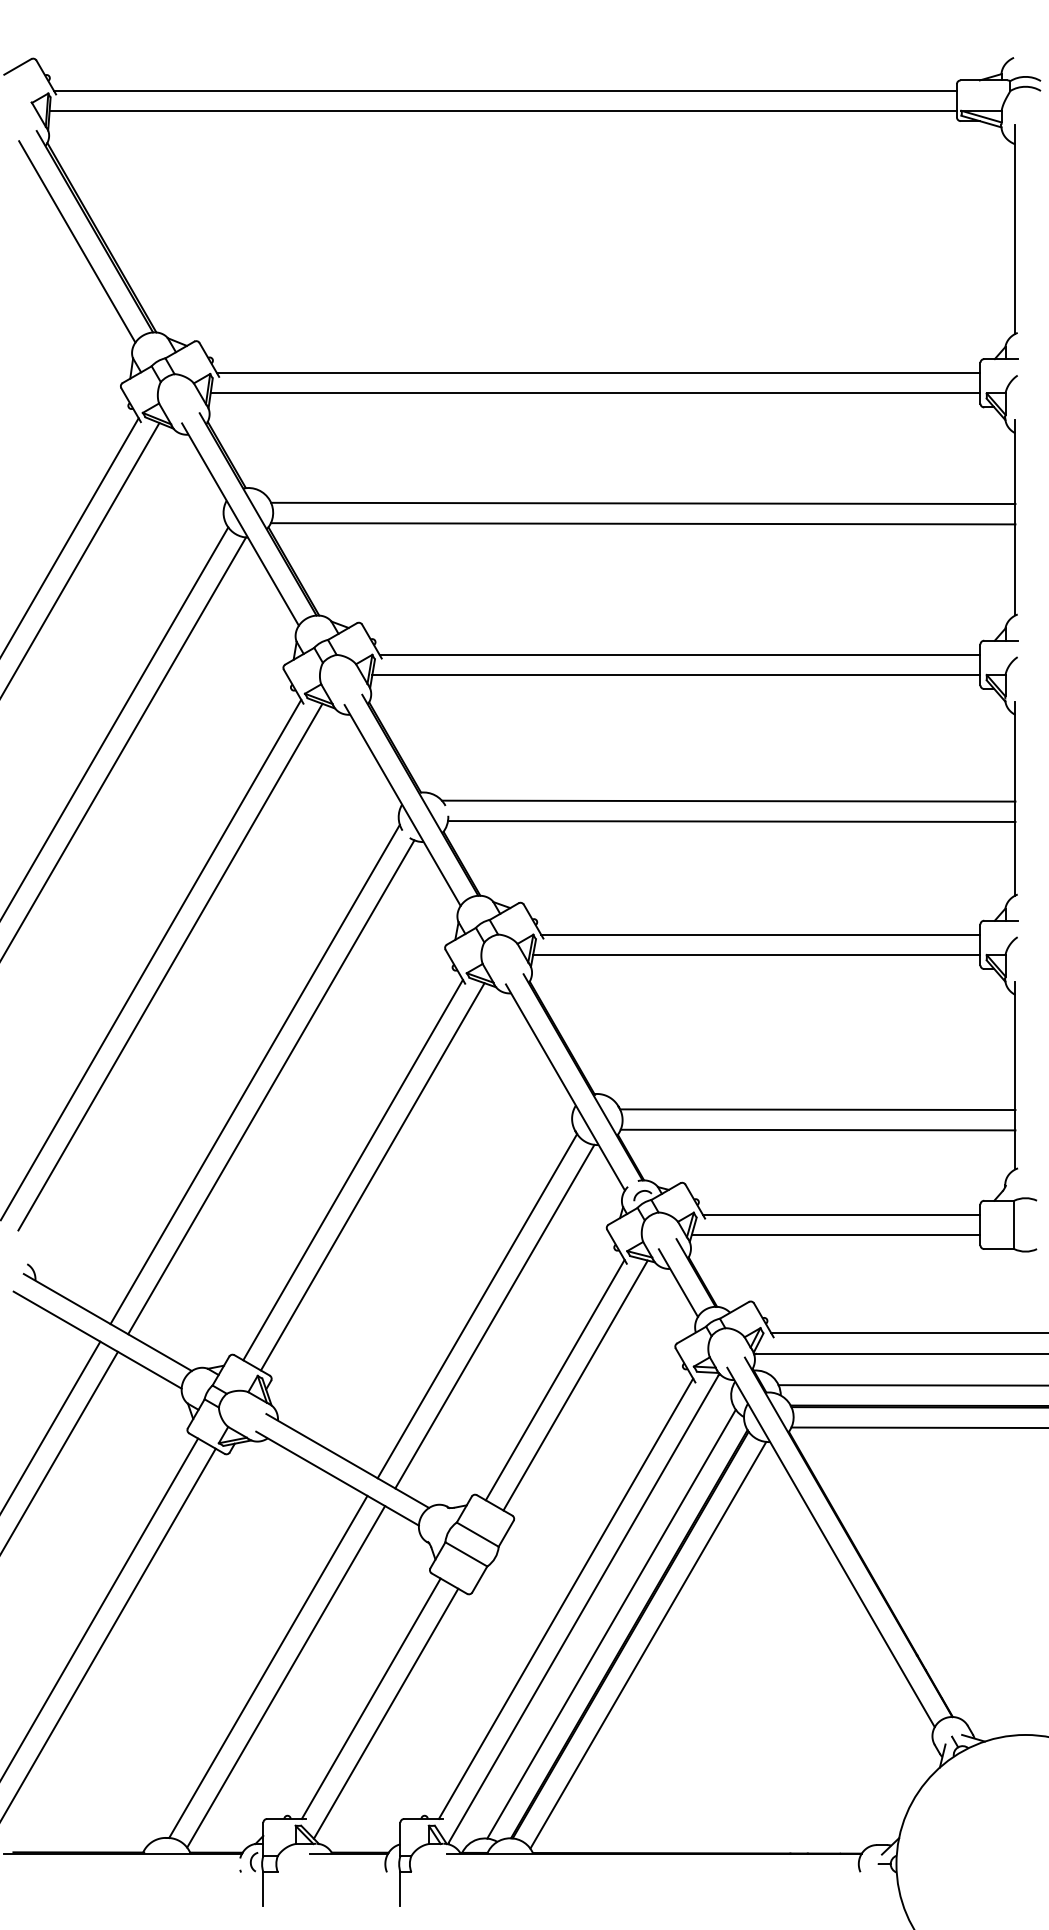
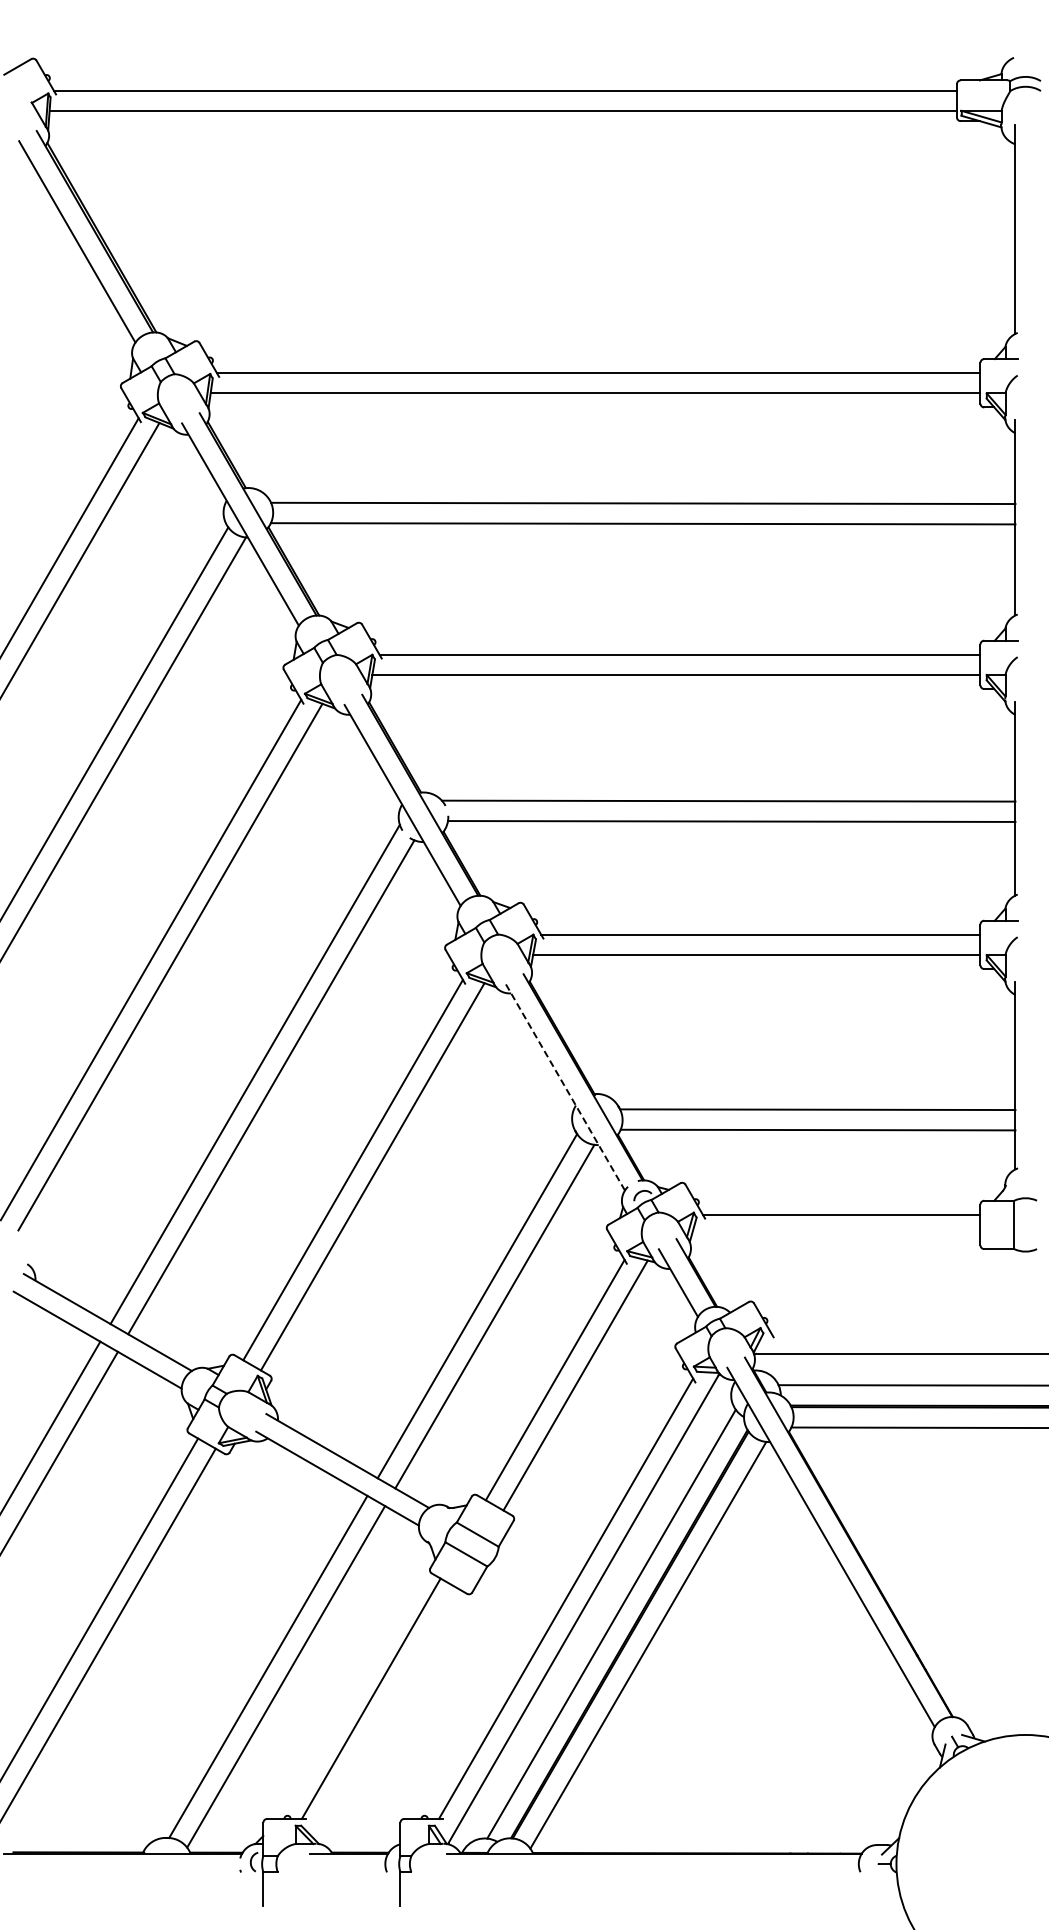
line: solid -> dashed (565, 1087)
line: present -> none (835, 1235)
line: present -> none (908, 1333)
line: present -> none (385, 1713)
